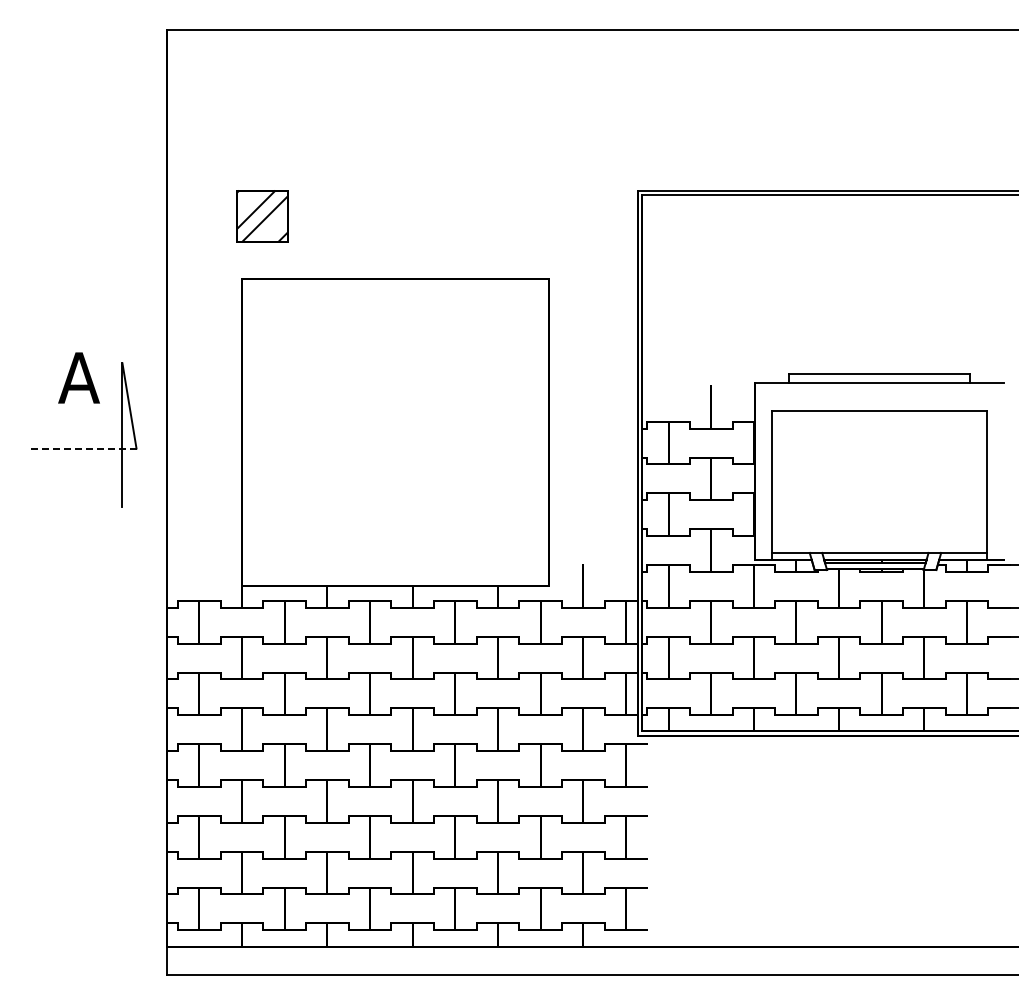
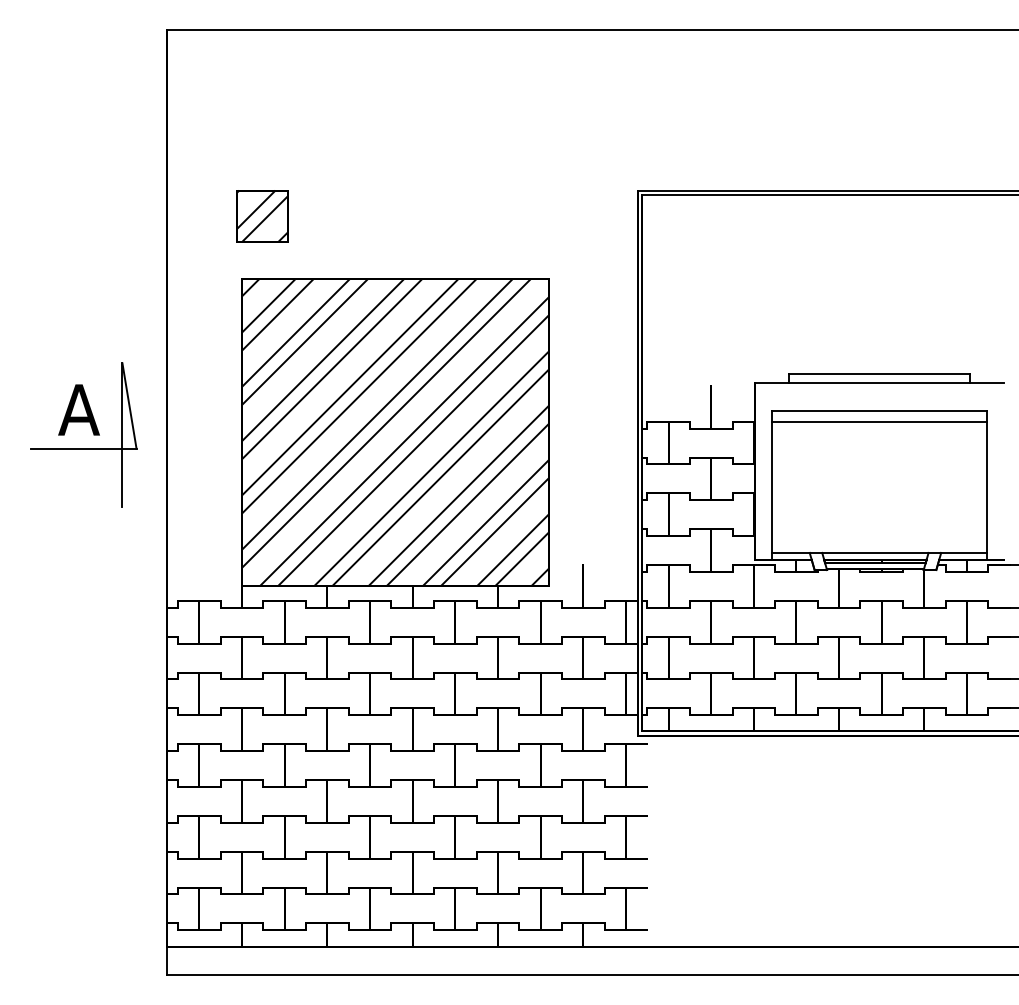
text position: (78, 377) -> (78, 409) (78, 409)
line: none -> present (879, 421)
hatch: none -> present (395, 432)
line: dashed -> solid (83, 448)
